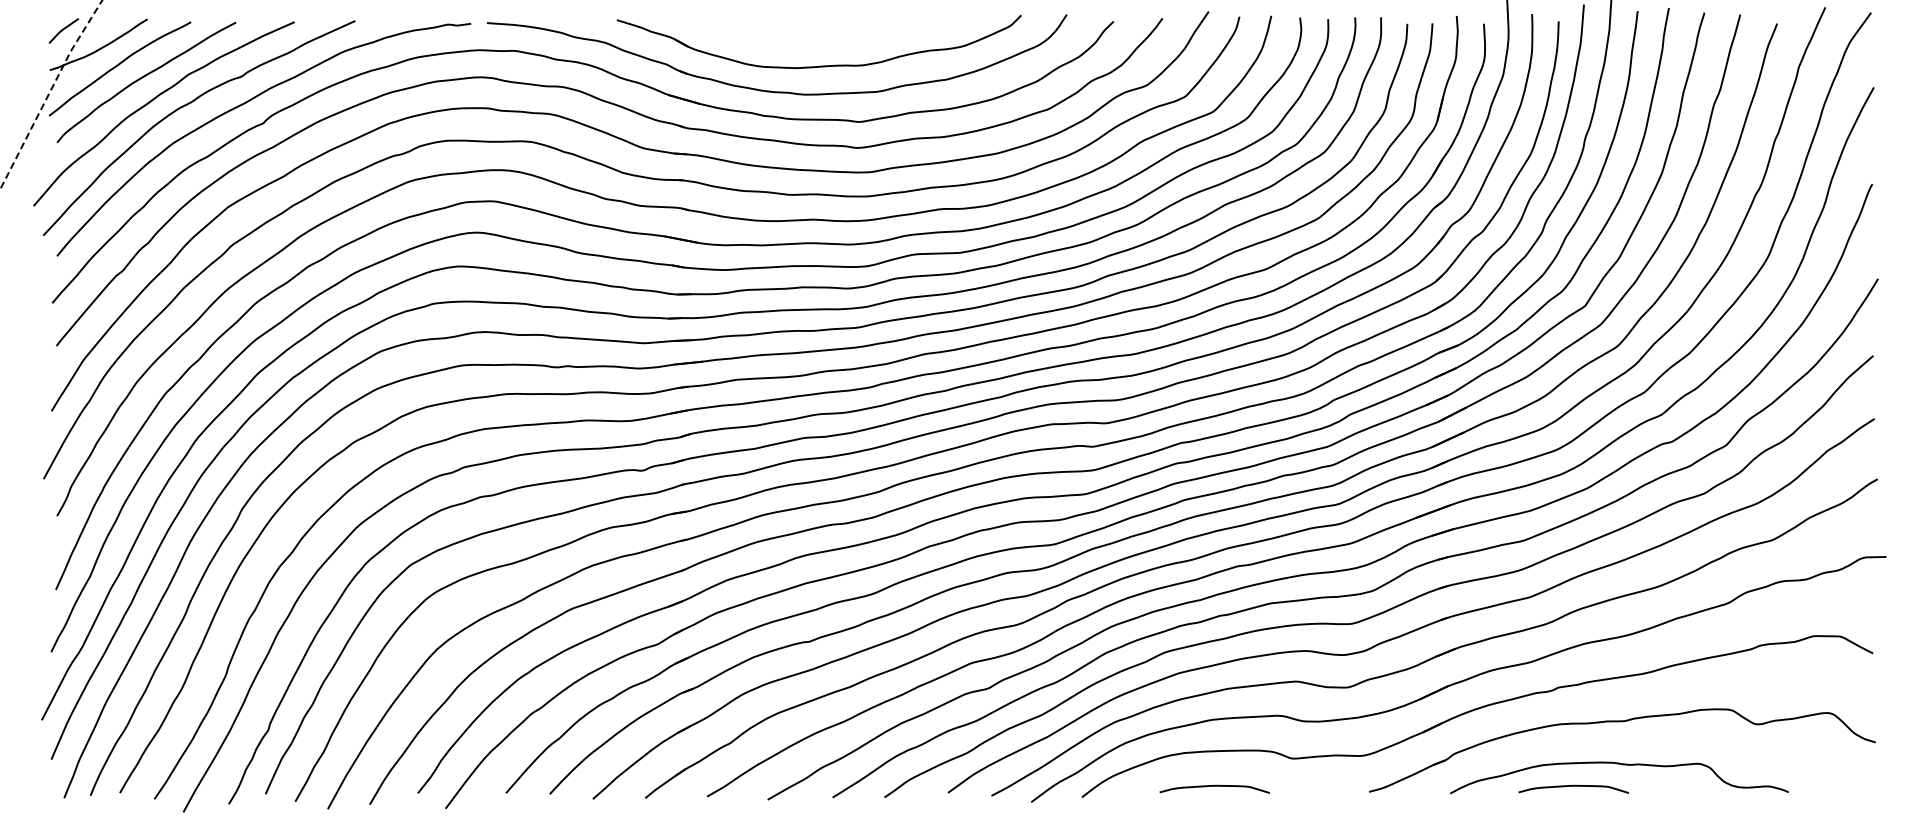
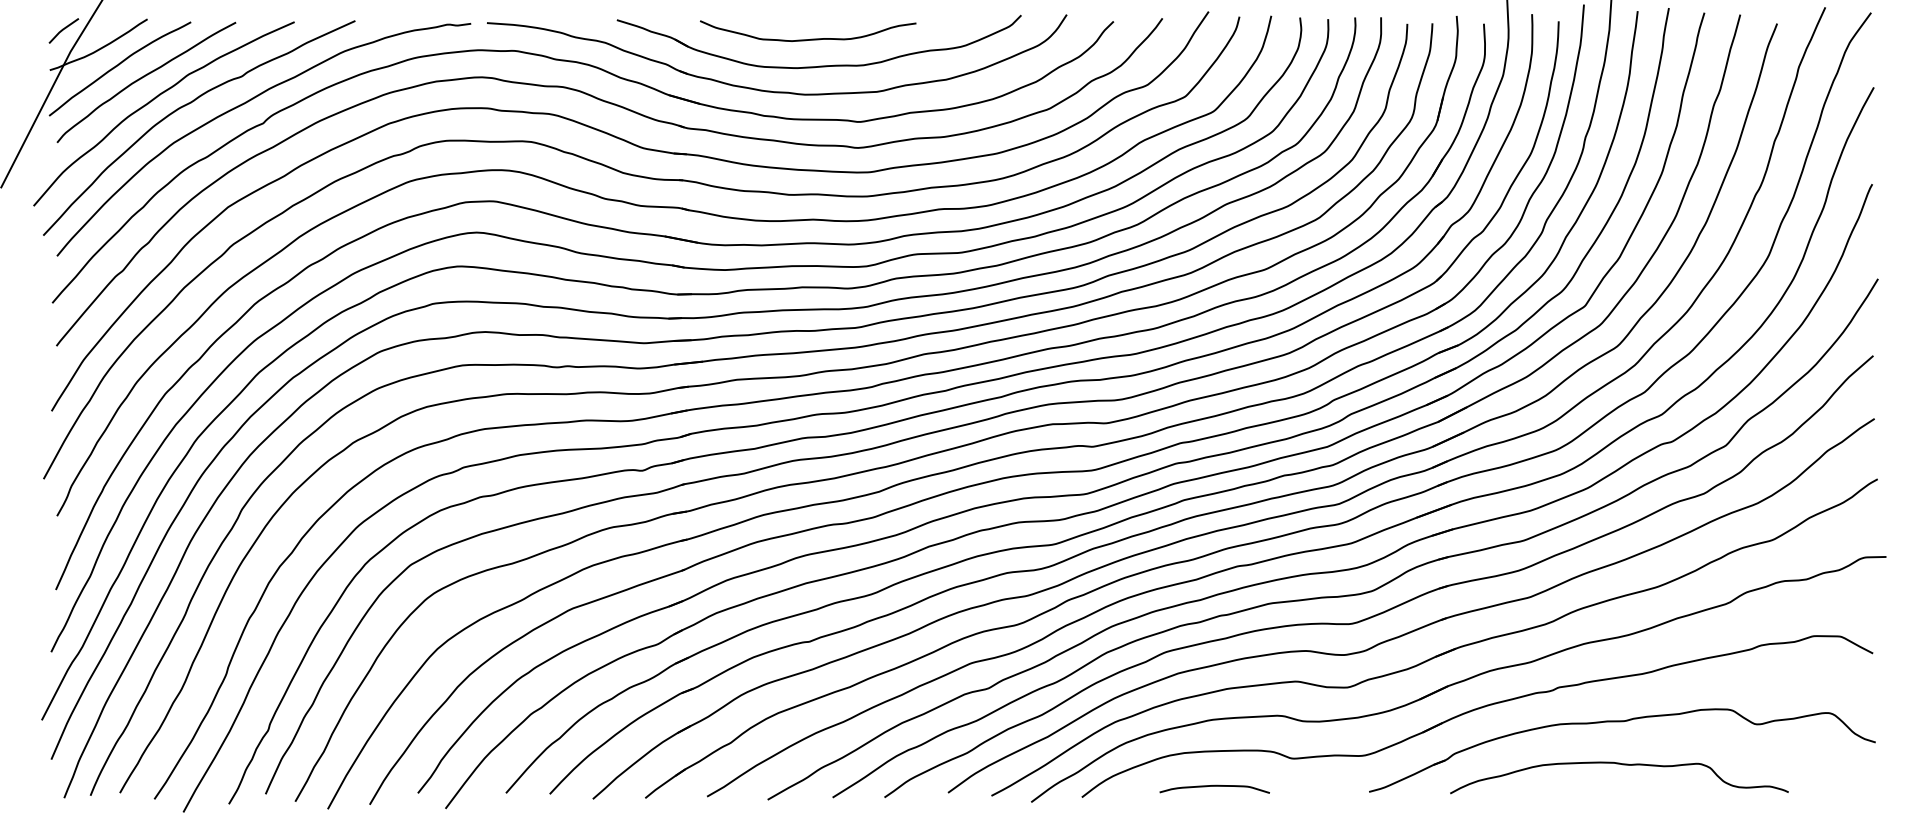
curve: none -> present (811, 38)
line: dashed -> solid (49, 92)
curve: present -> none (1573, 786)
